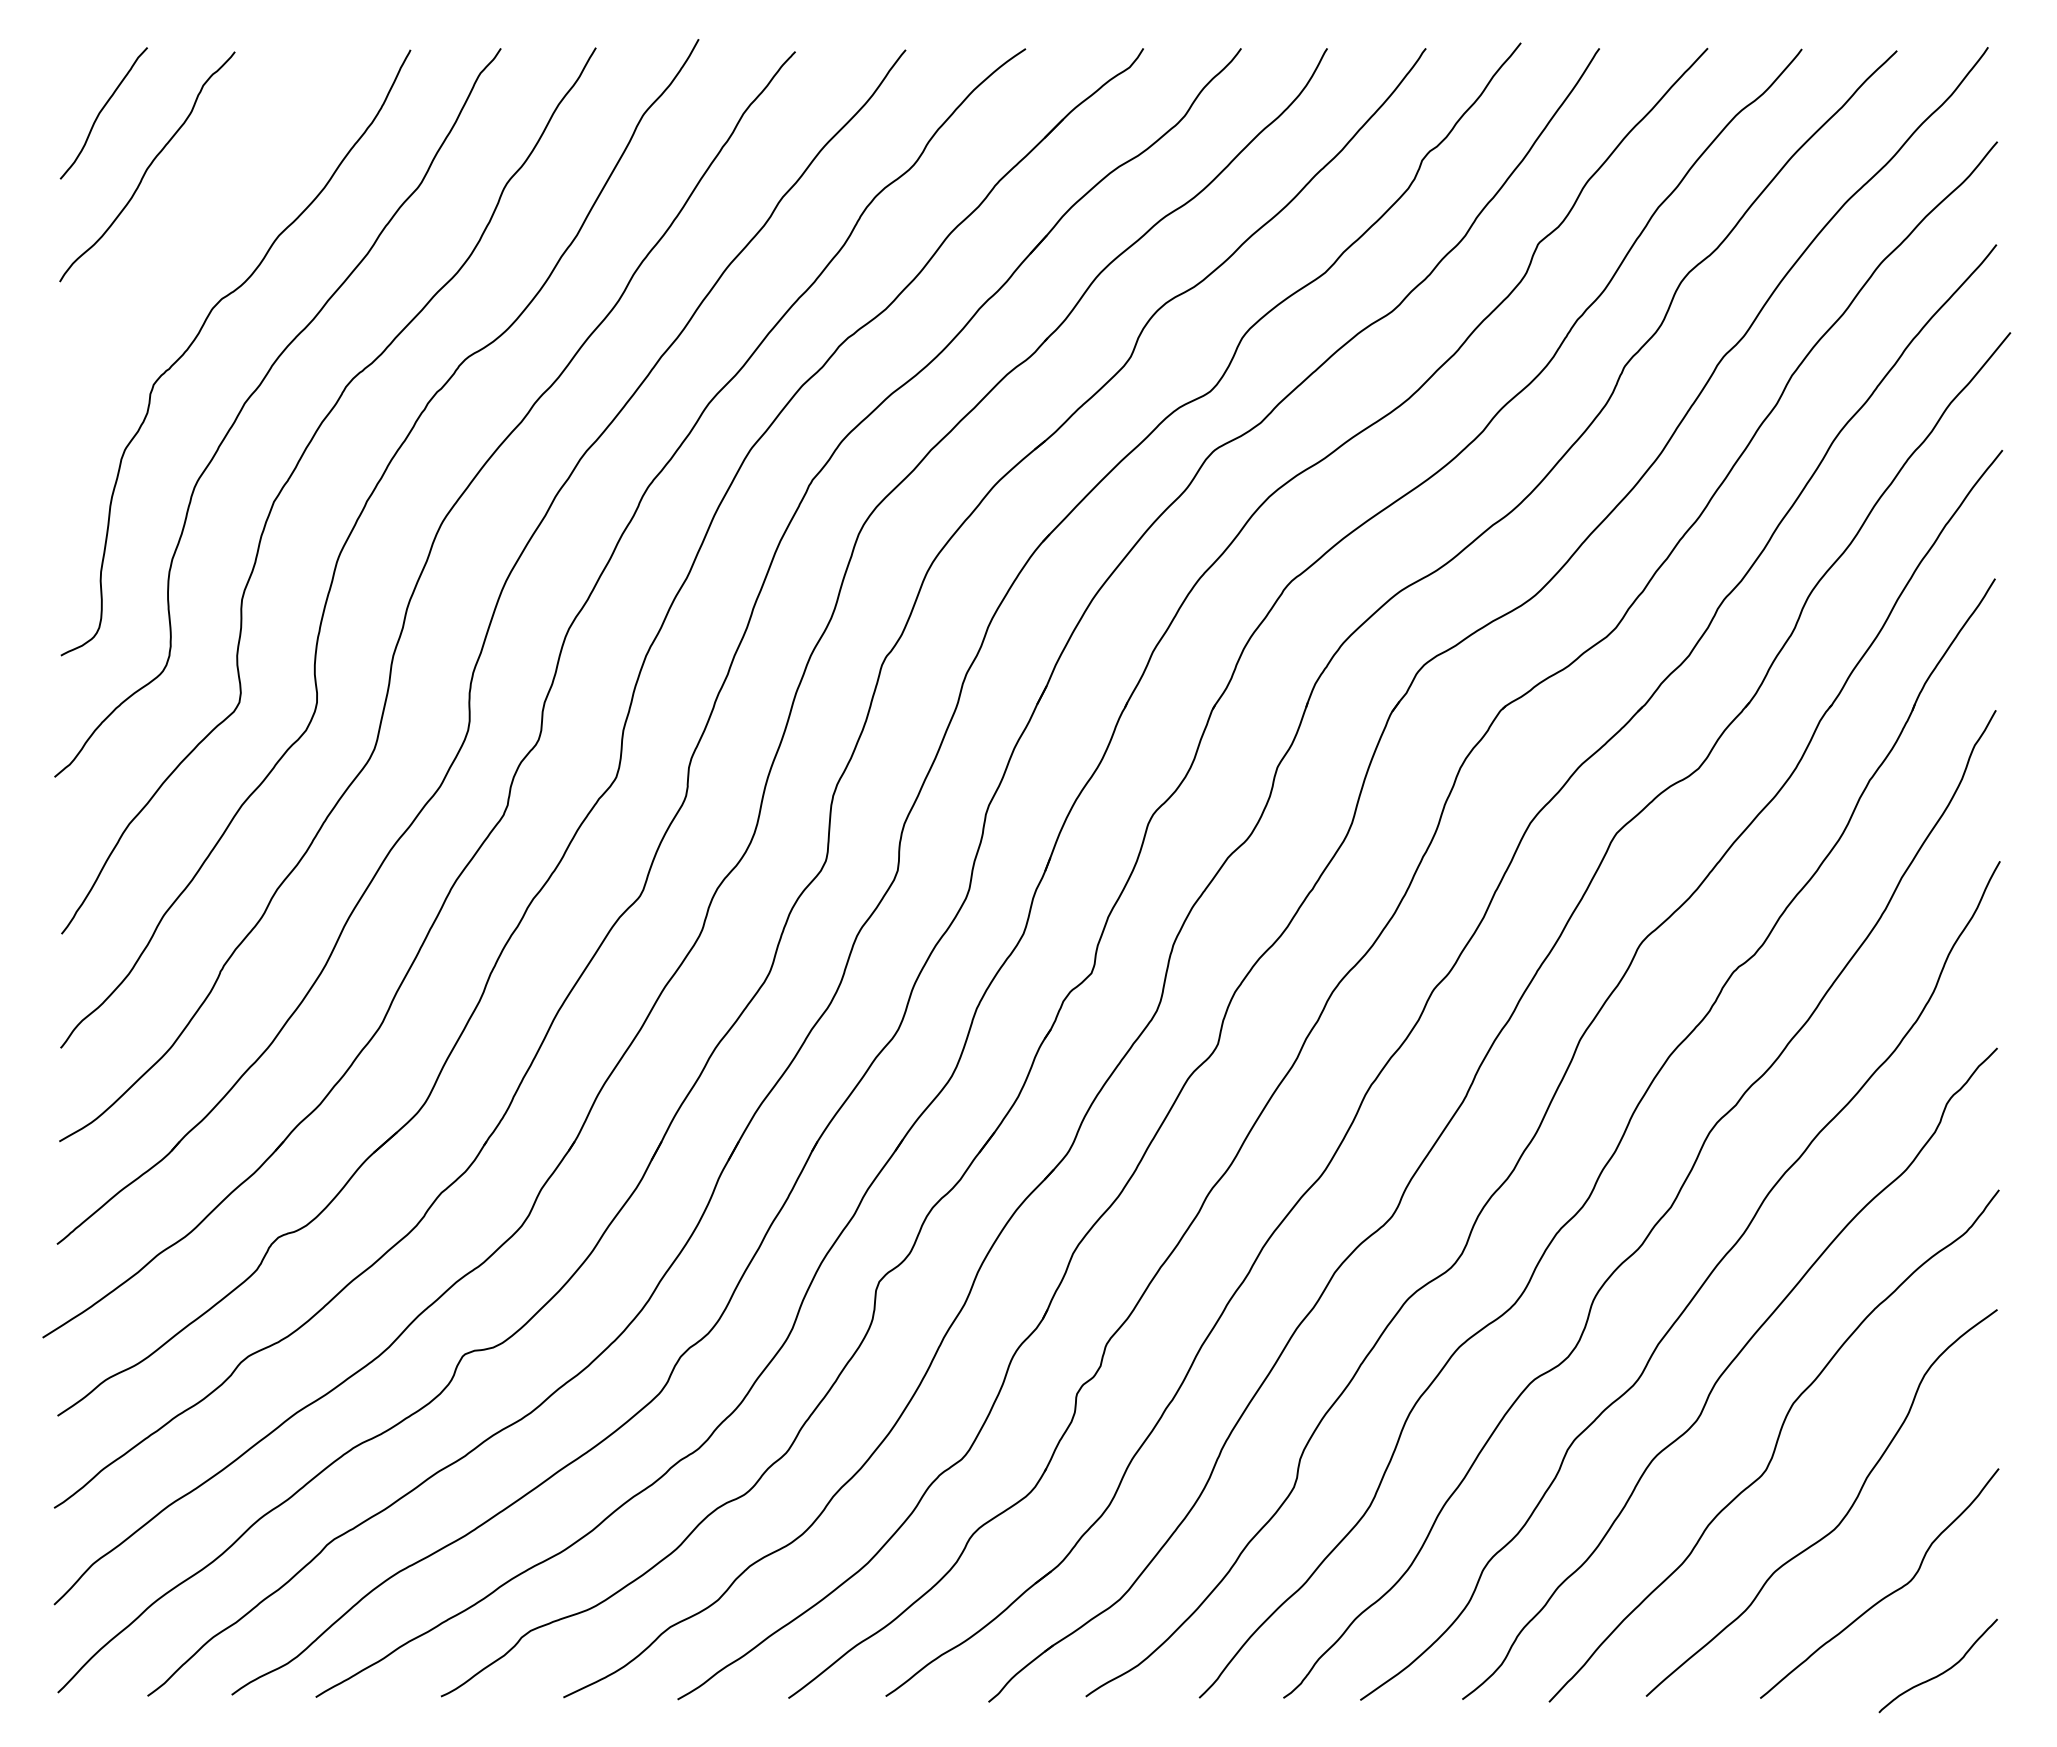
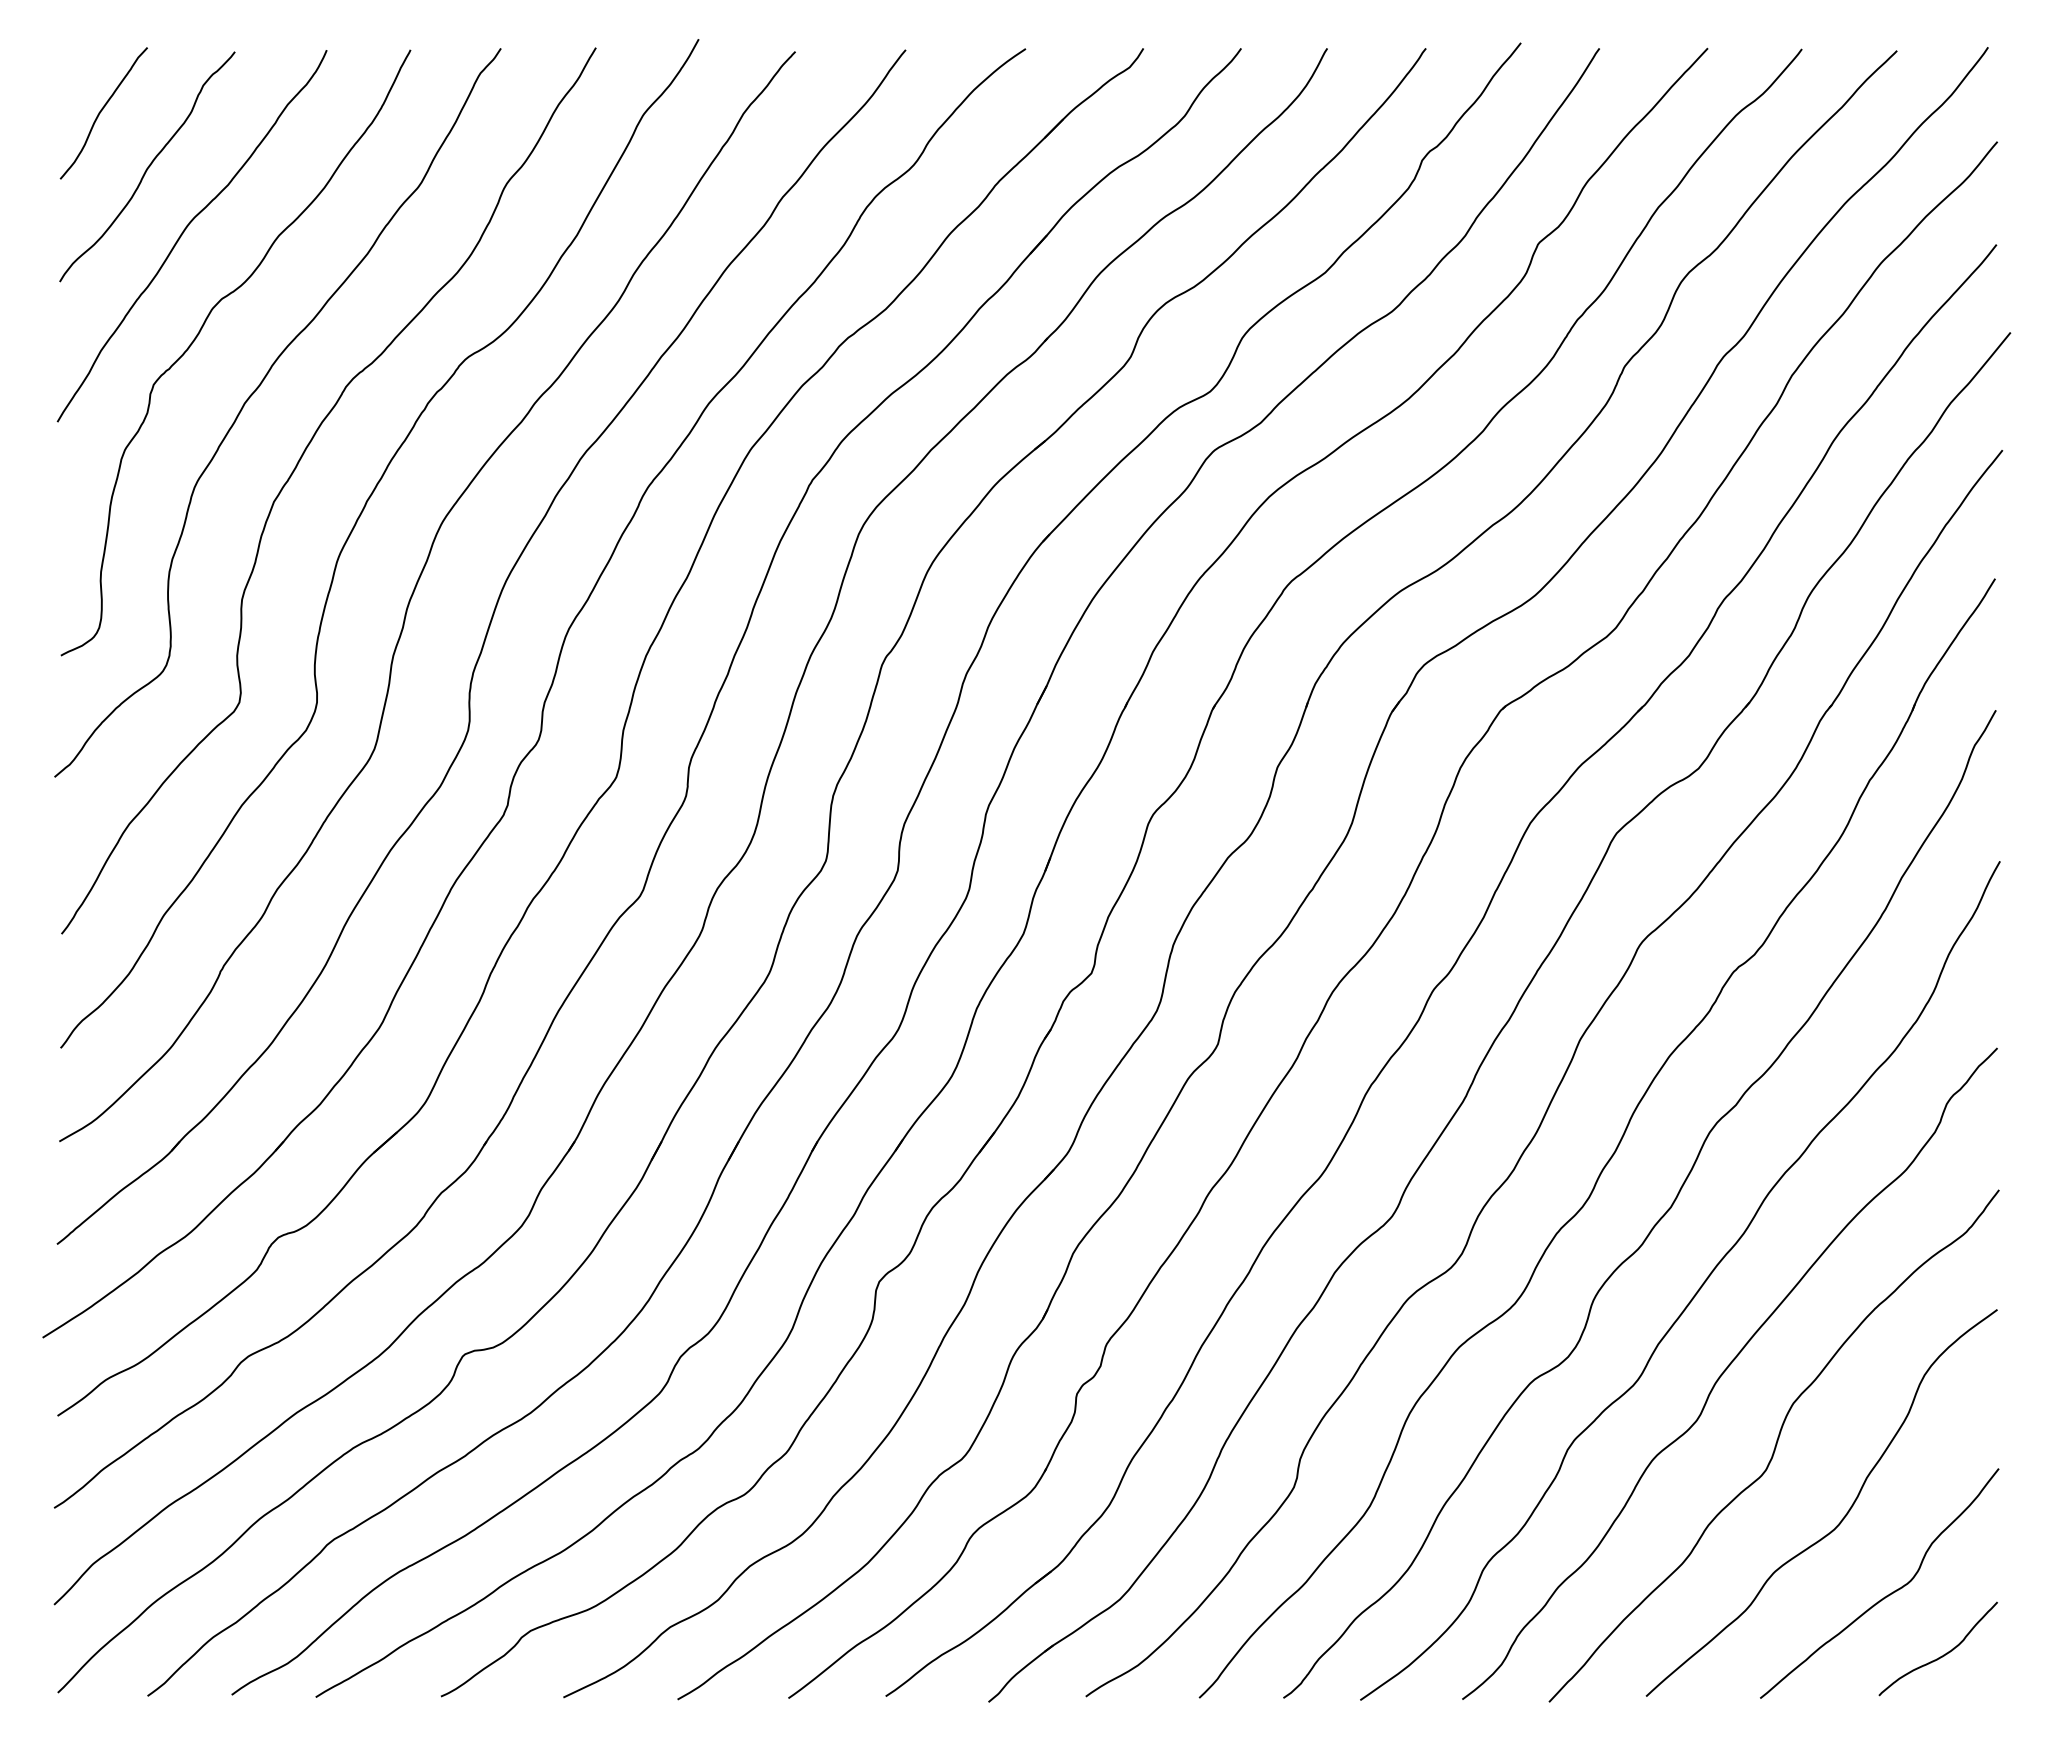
curve: none -> present (184, 232)
curve position: (1941, 1672) -> (1941, 1655) (1941, 1655)
